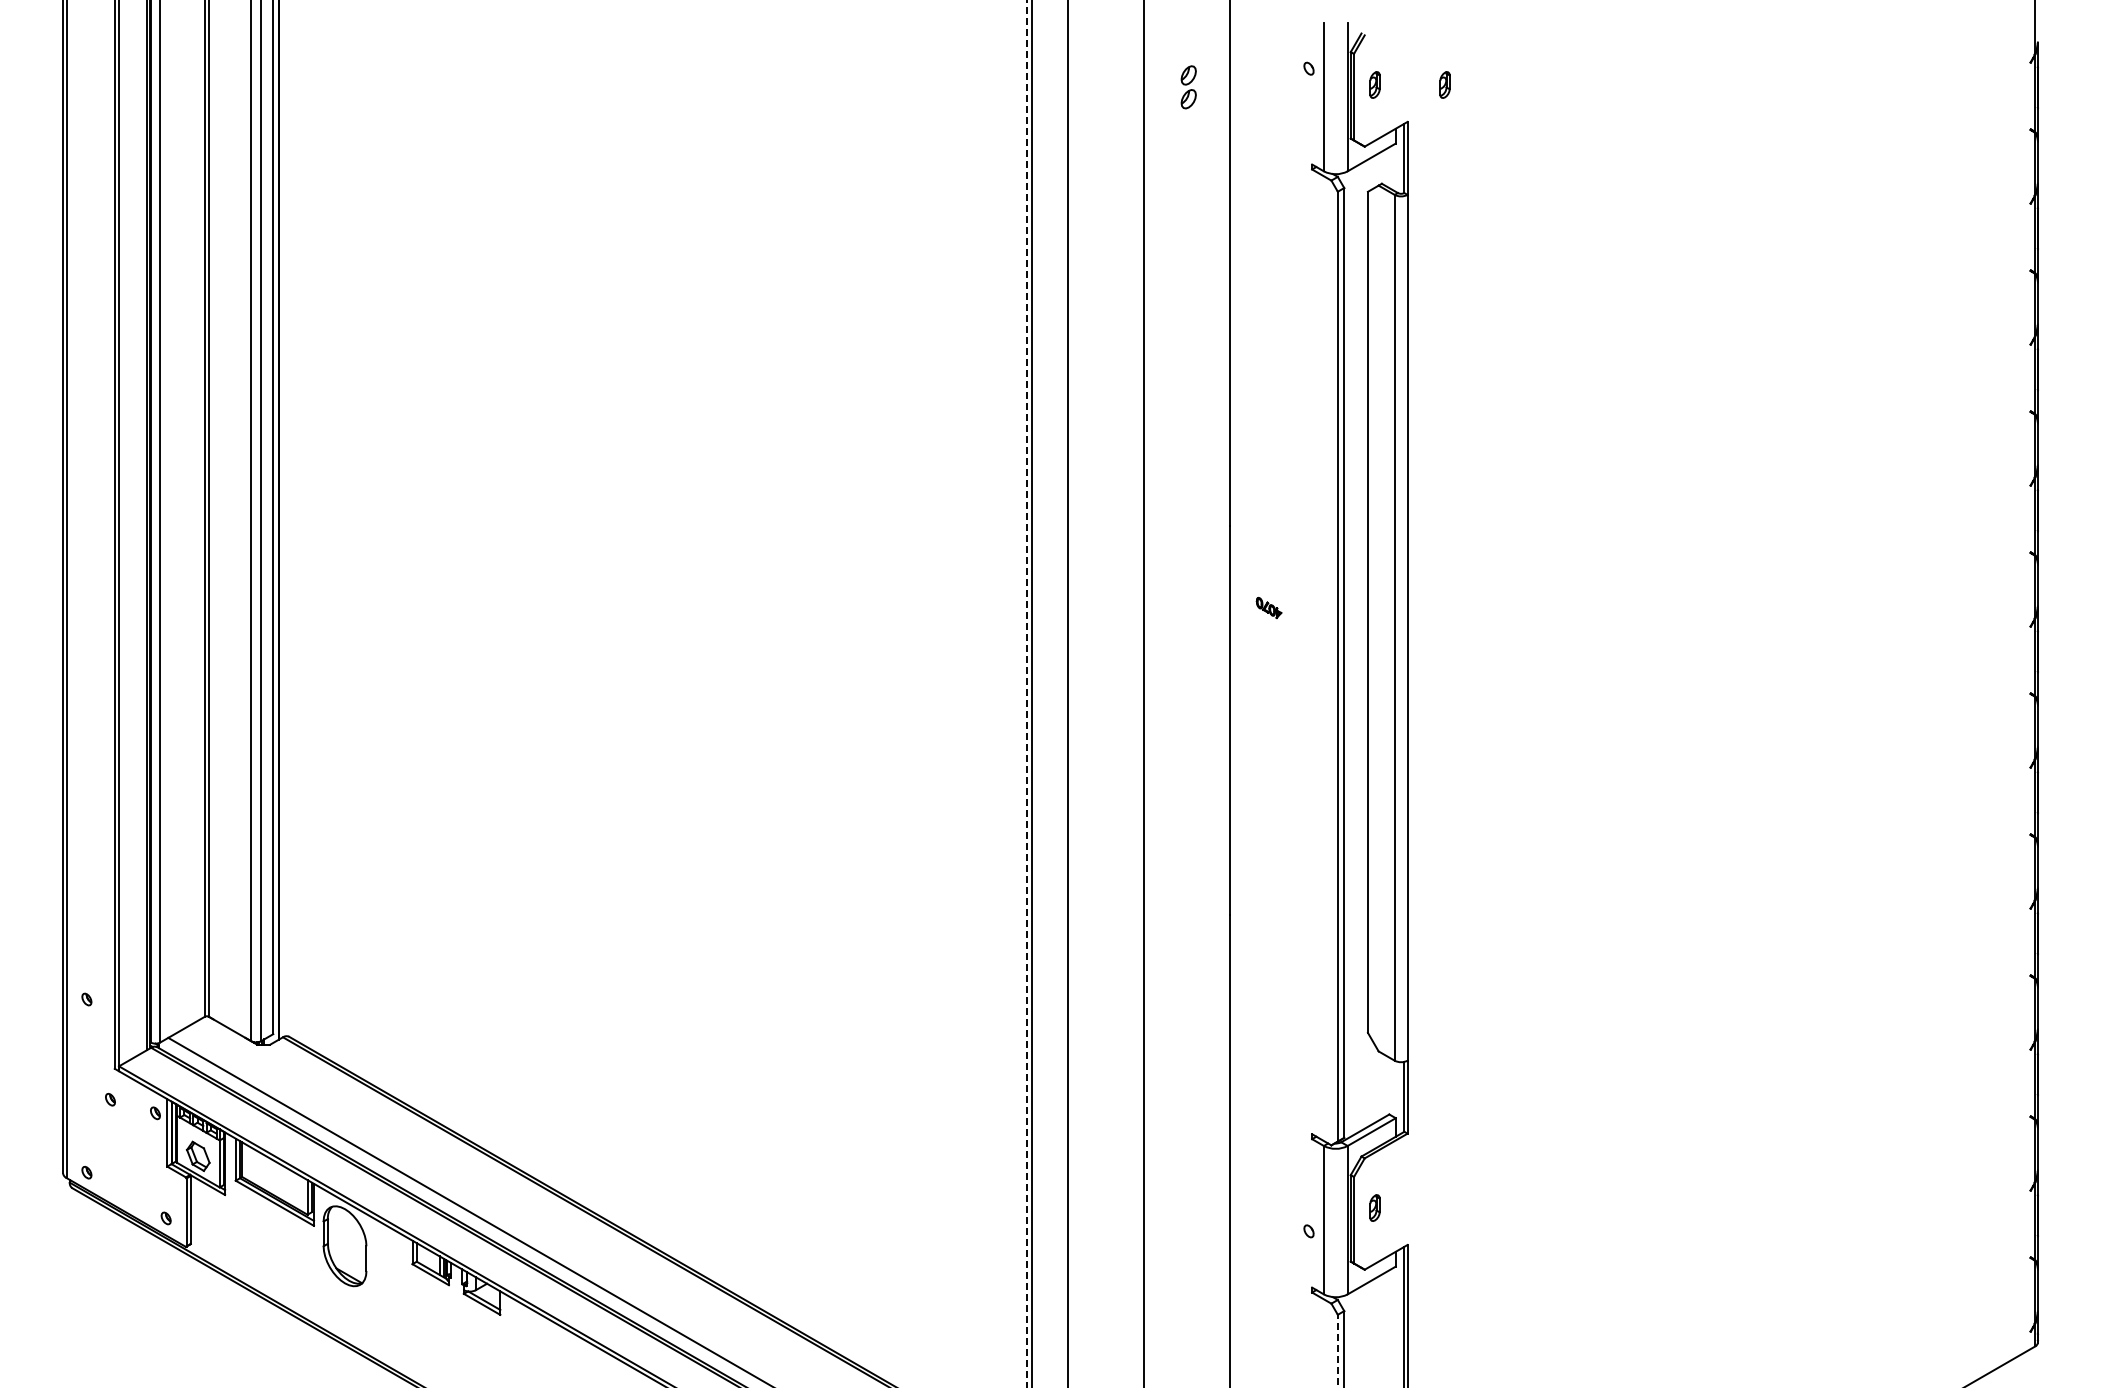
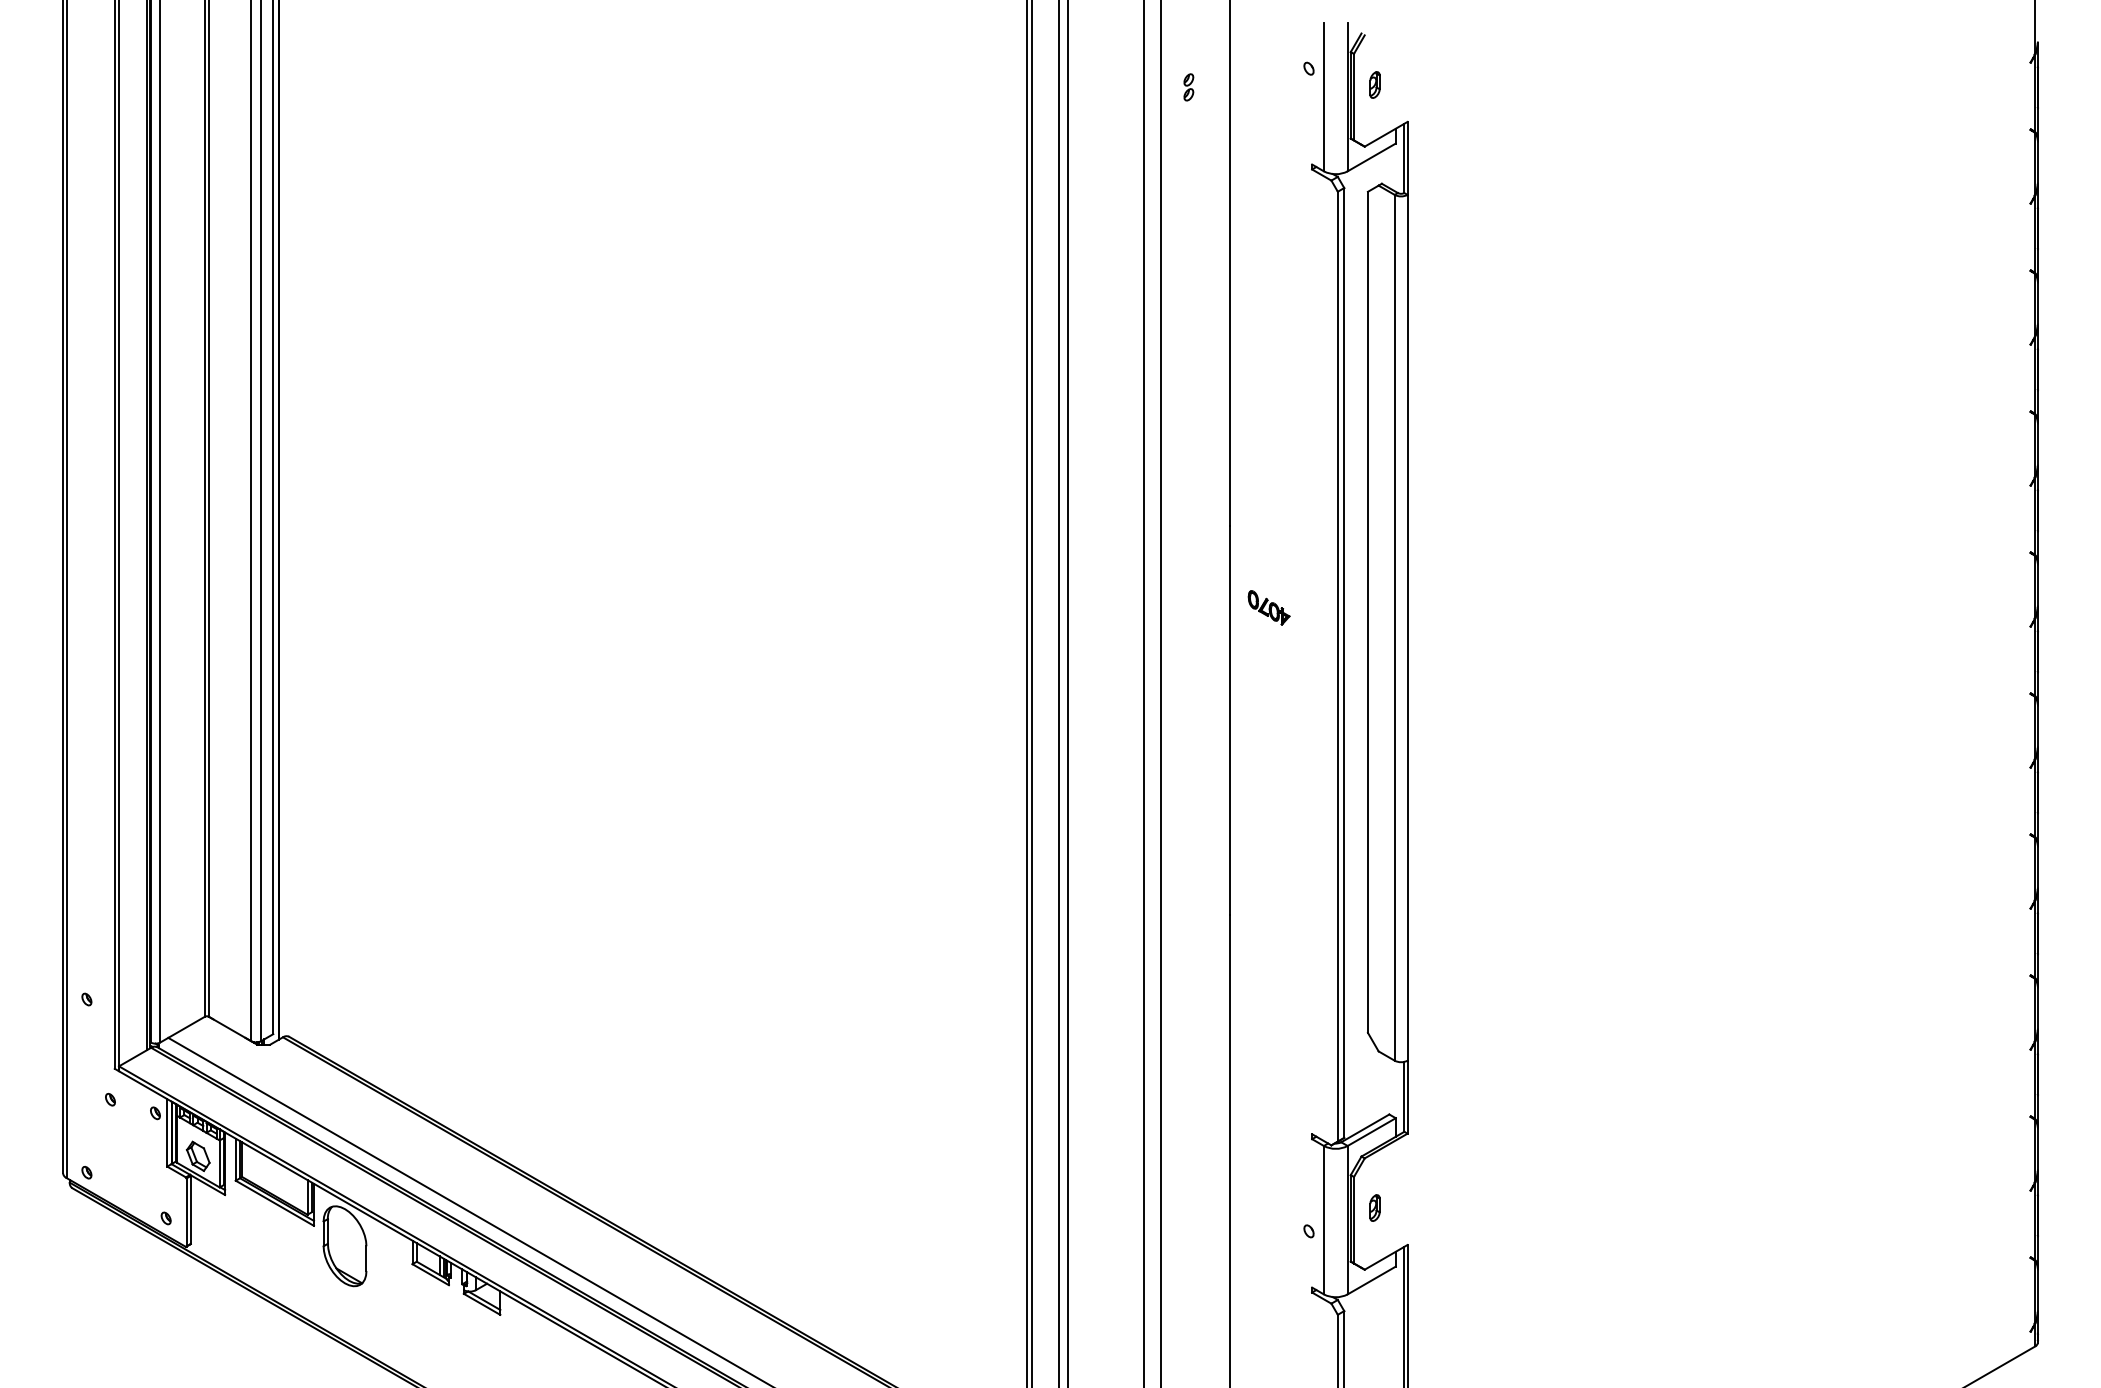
part: present -> none (1444, 84)
part size: 17x45 px -> 12x29 px (1188, 87)
part size: 28x23 px -> 44x36 px (1268, 607)
line: dashed -> solid (1027, 693)
line: none -> present (1059, 693)
line: none -> present (1161, 693)
line: dashed -> solid (1337, 1350)
